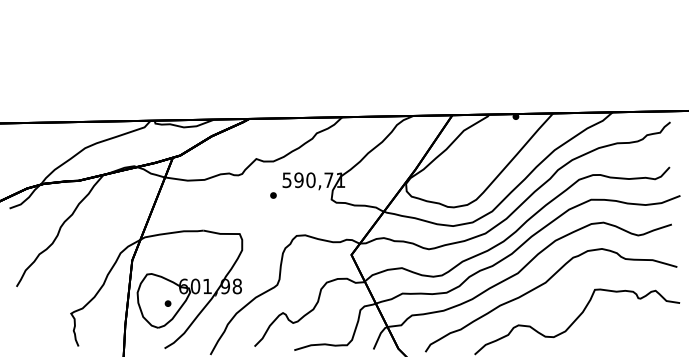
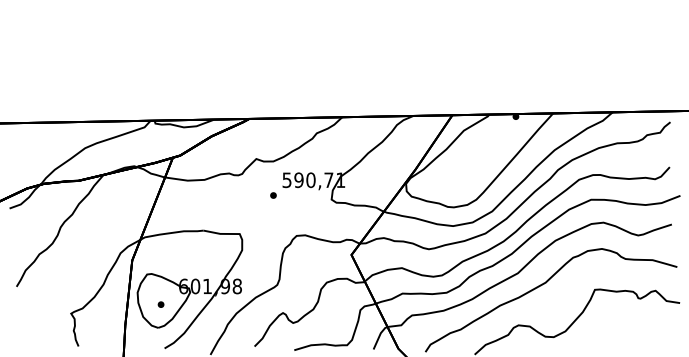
part position: (167, 303) -> (160, 304) (160, 304)
